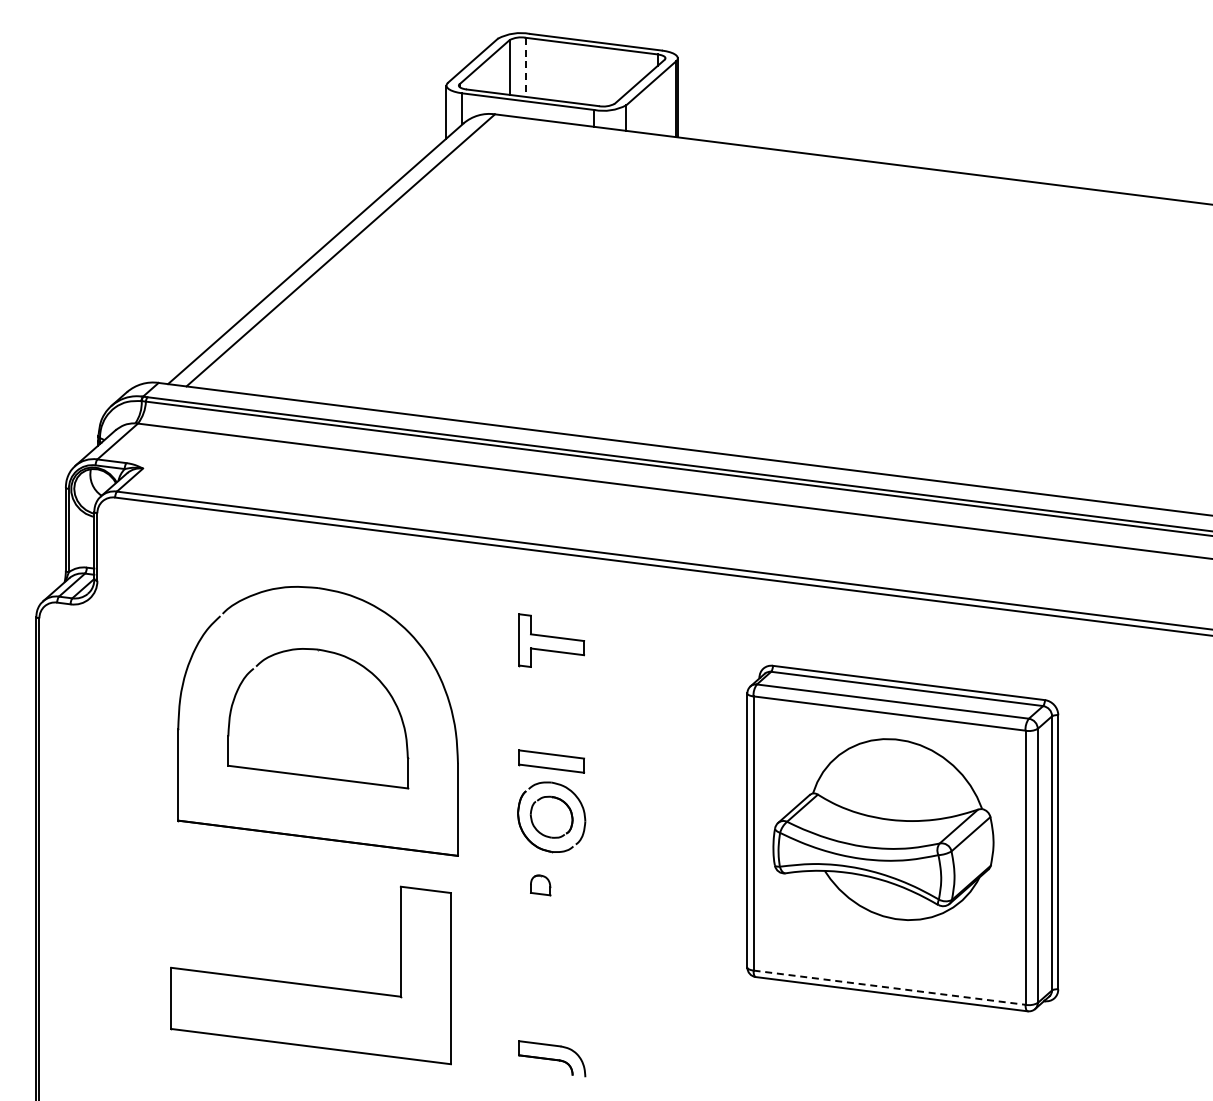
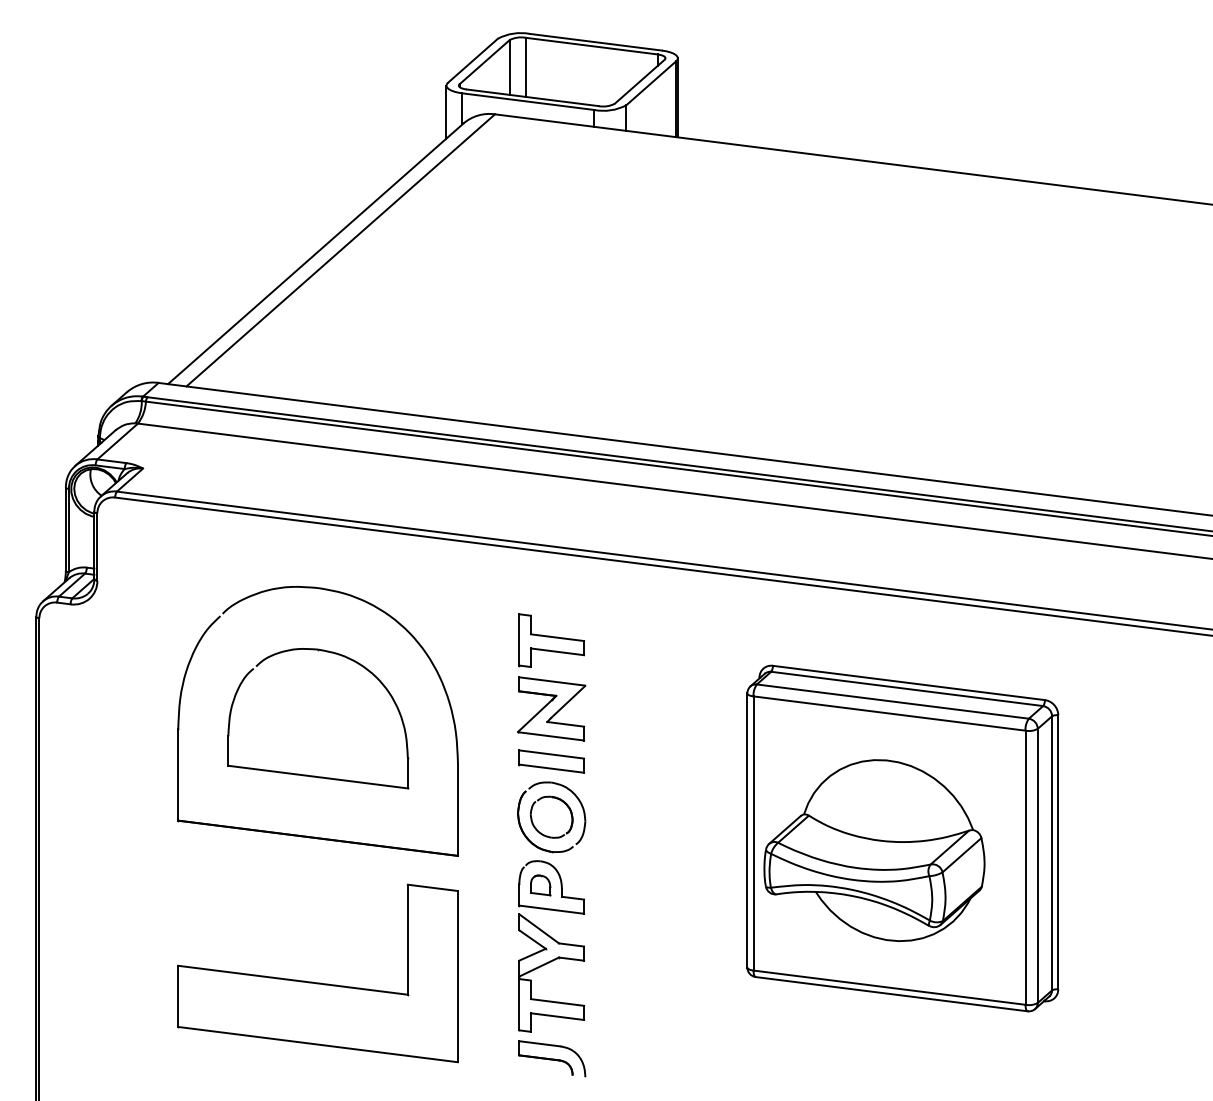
line: dashed -> solid (525, 67)
part: none -> present (551, 708)
part position: (883, 829) -> (874, 850) (874, 850)
part: none -> present (551, 946)
part position: (310, 984) -> (317, 982) (317, 982)
line: dashed -> solid (890, 987)
